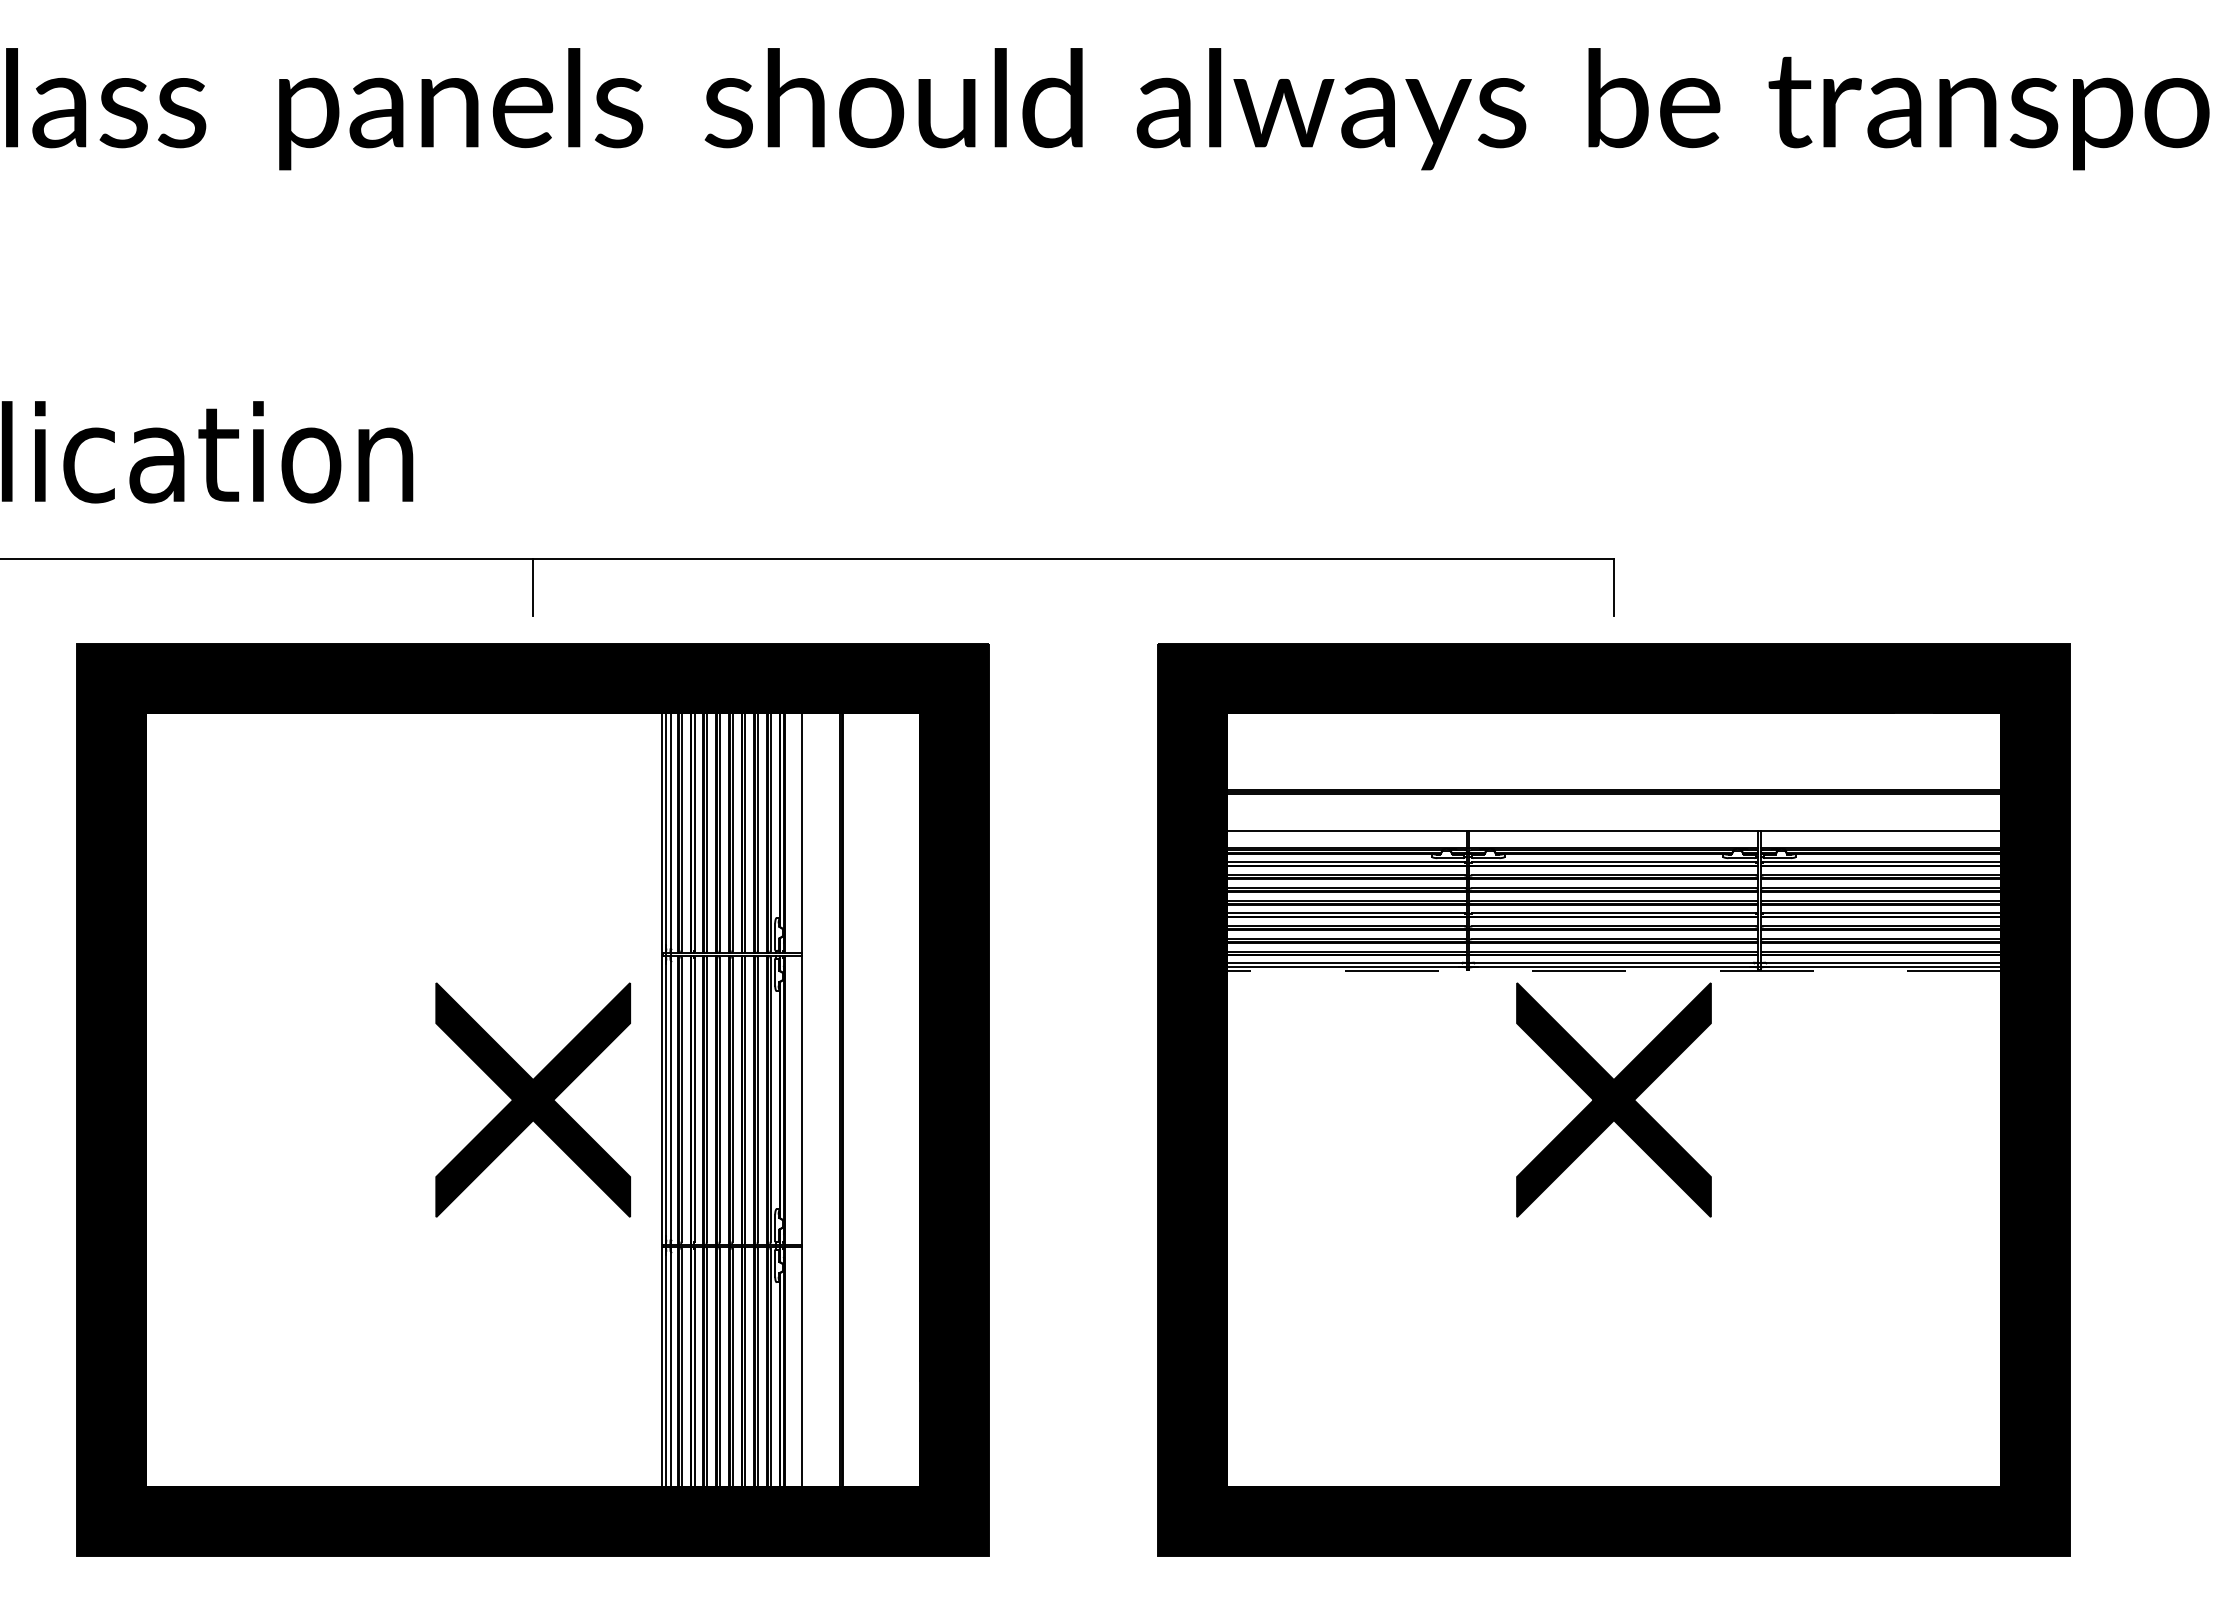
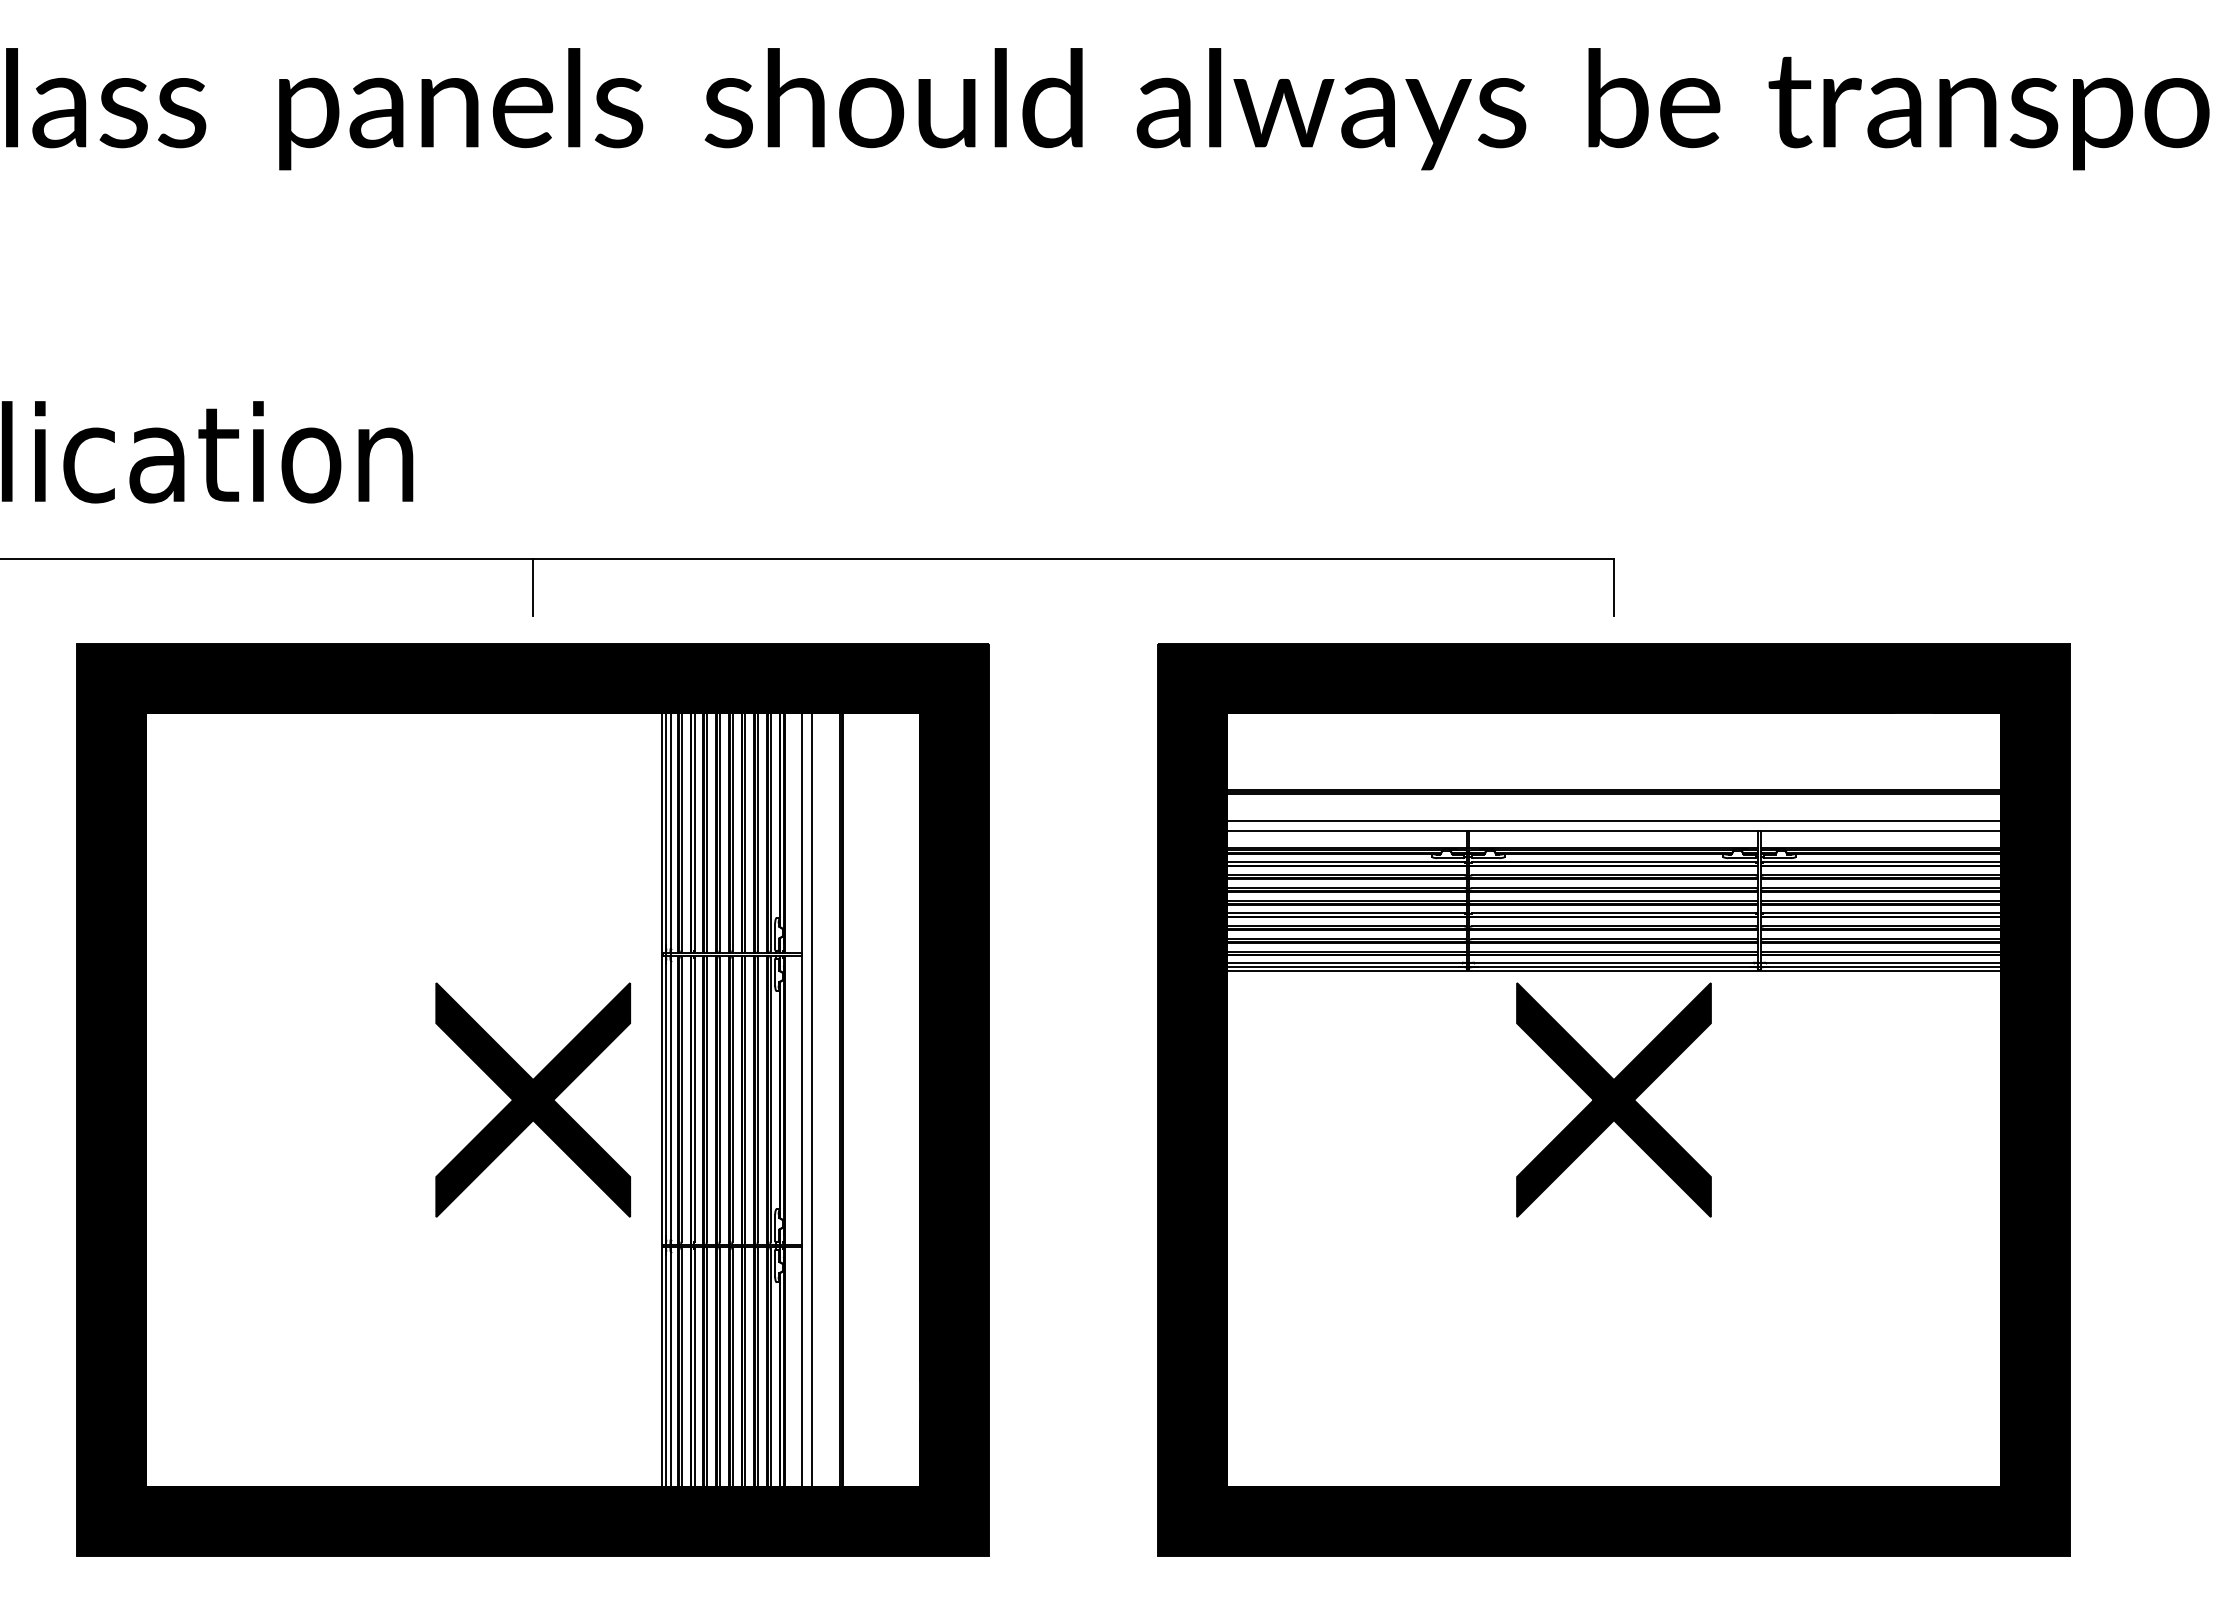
line: none -> present (1613, 821)
line: dashed -> solid (1613, 971)
line: none -> present (811, 1100)
